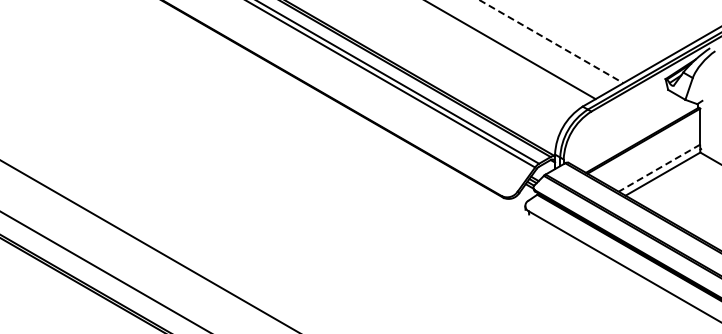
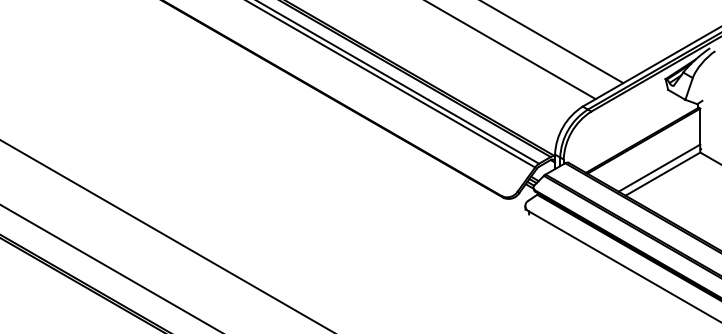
line: dashed -> solid (551, 41)
line: dashed -> solid (659, 168)
line position: (148, 245) -> (166, 235) (166, 235)
line position: (104, 271) -> (110, 267) (110, 267)
